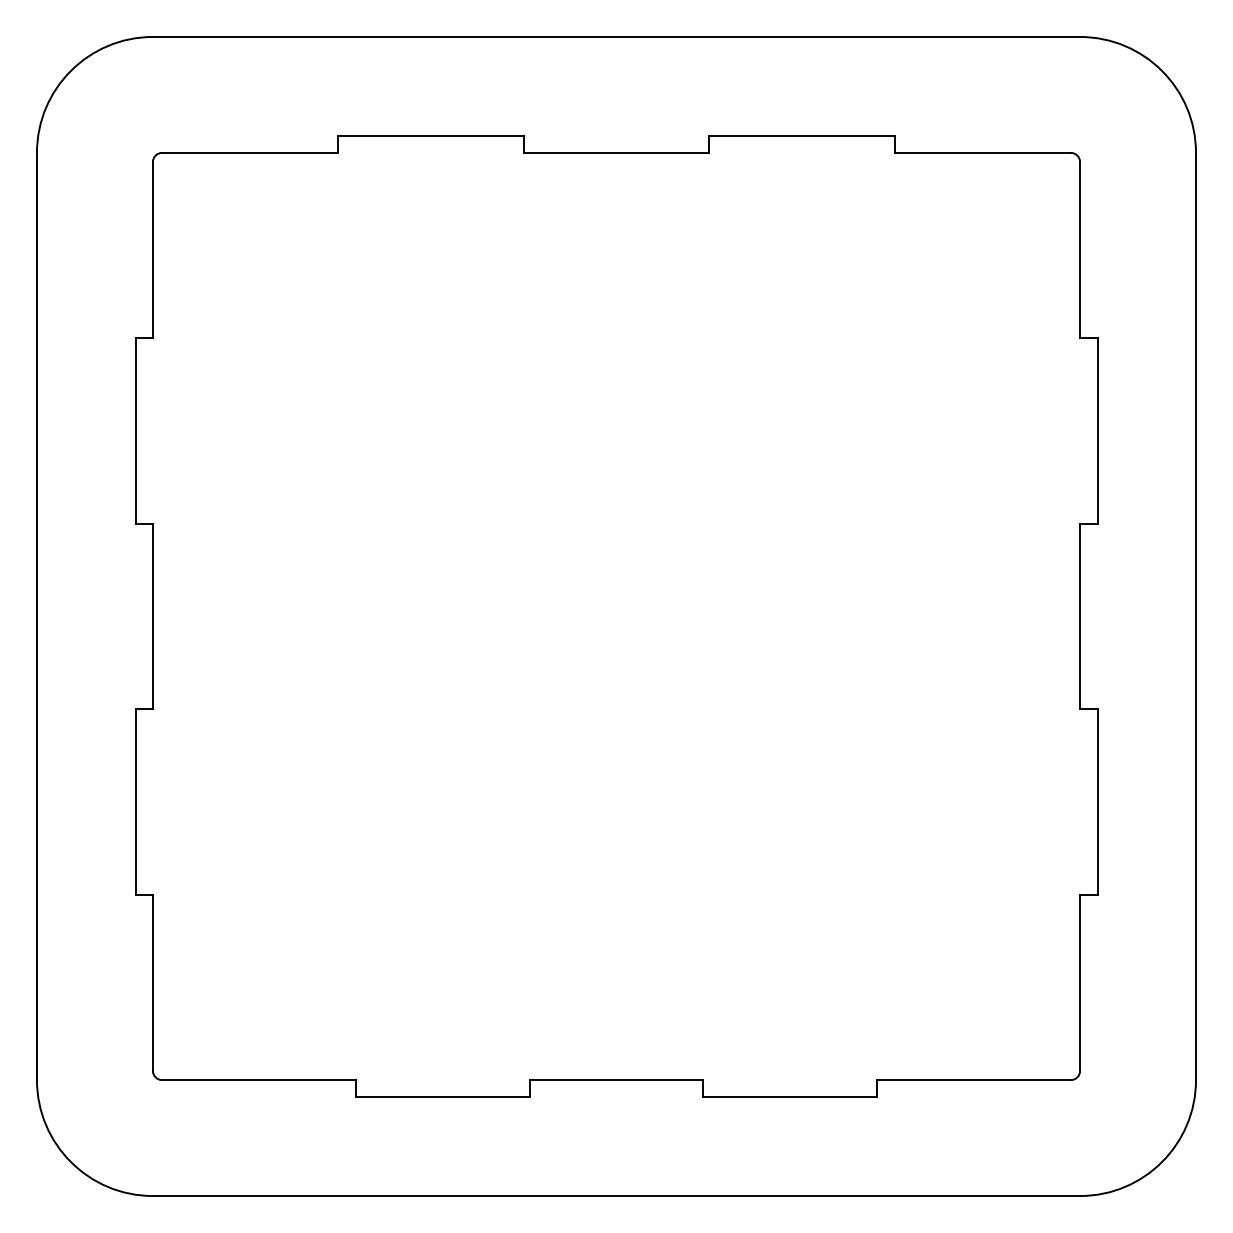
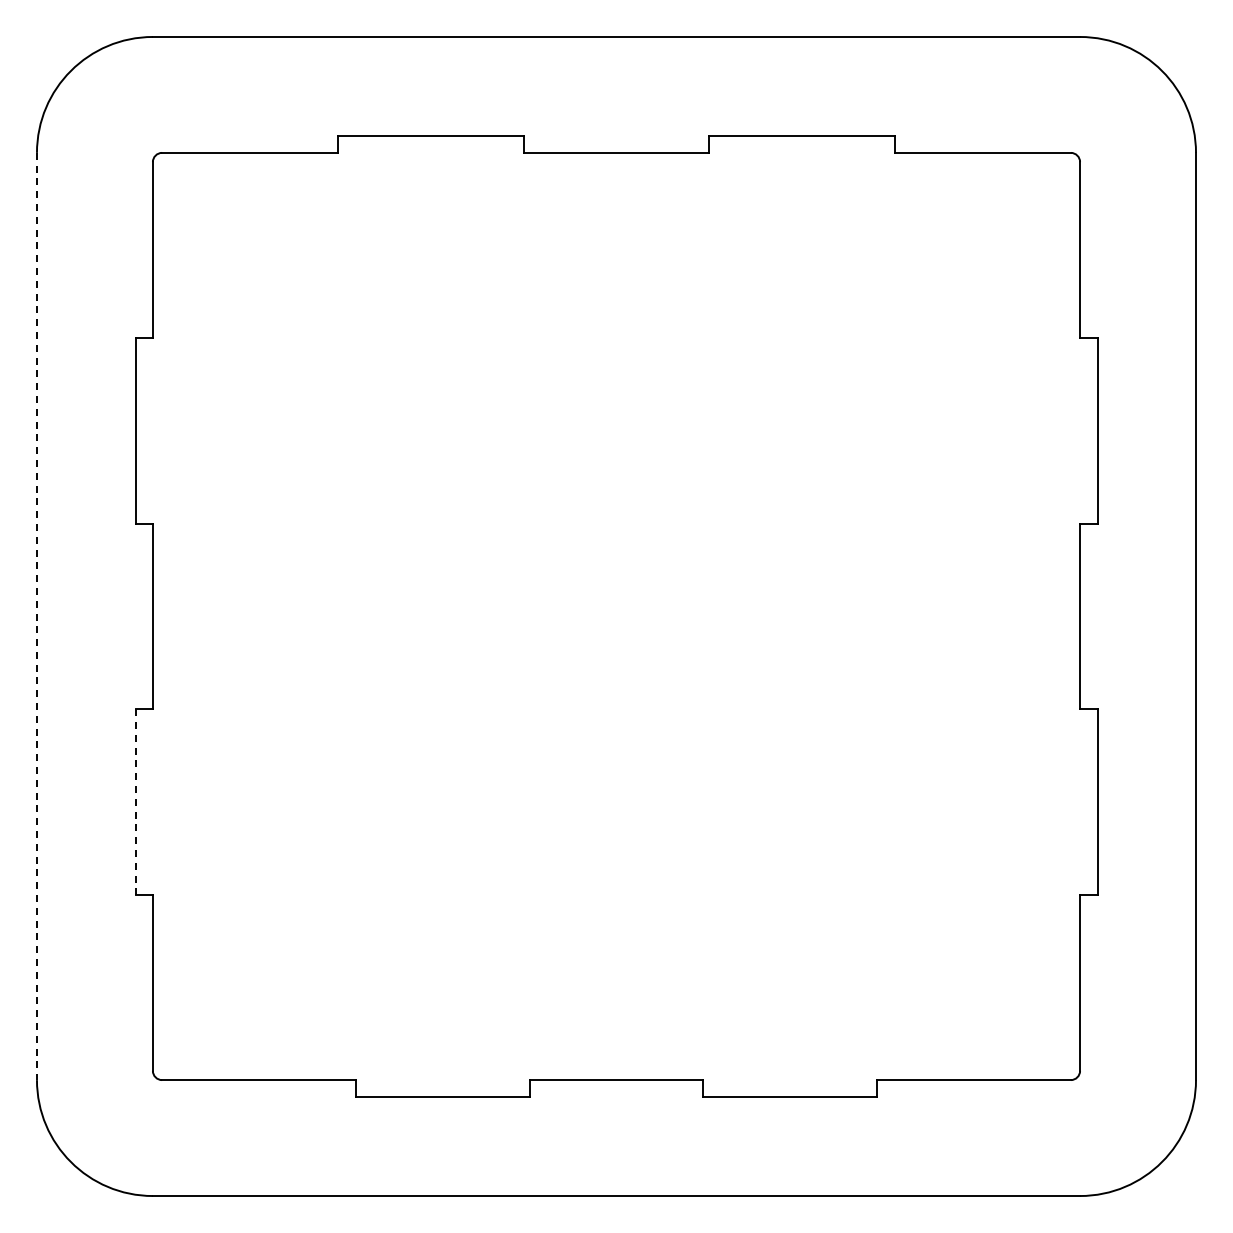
line: solid -> dashed (36, 616)
line: solid -> dashed (135, 801)
